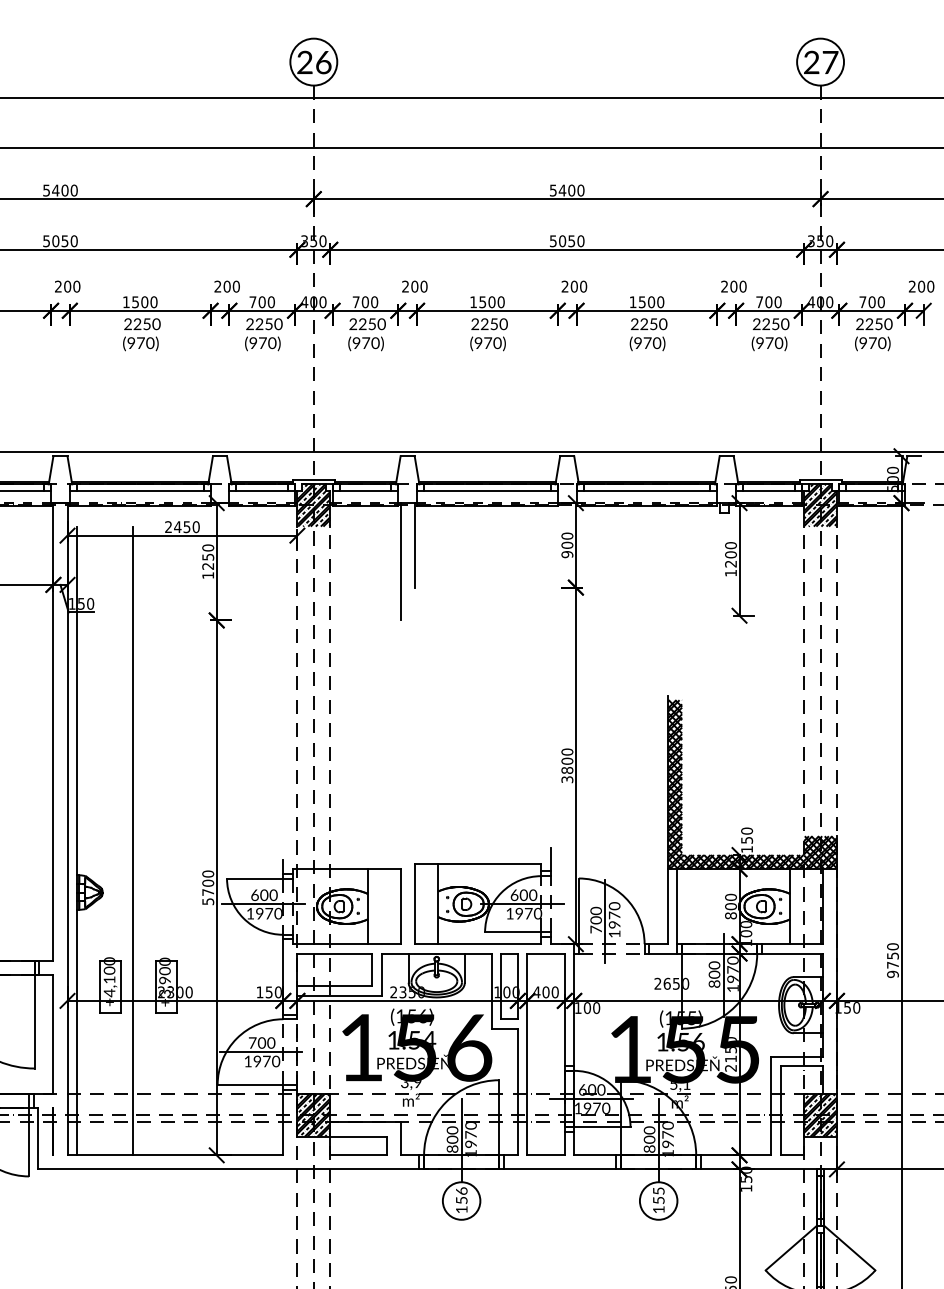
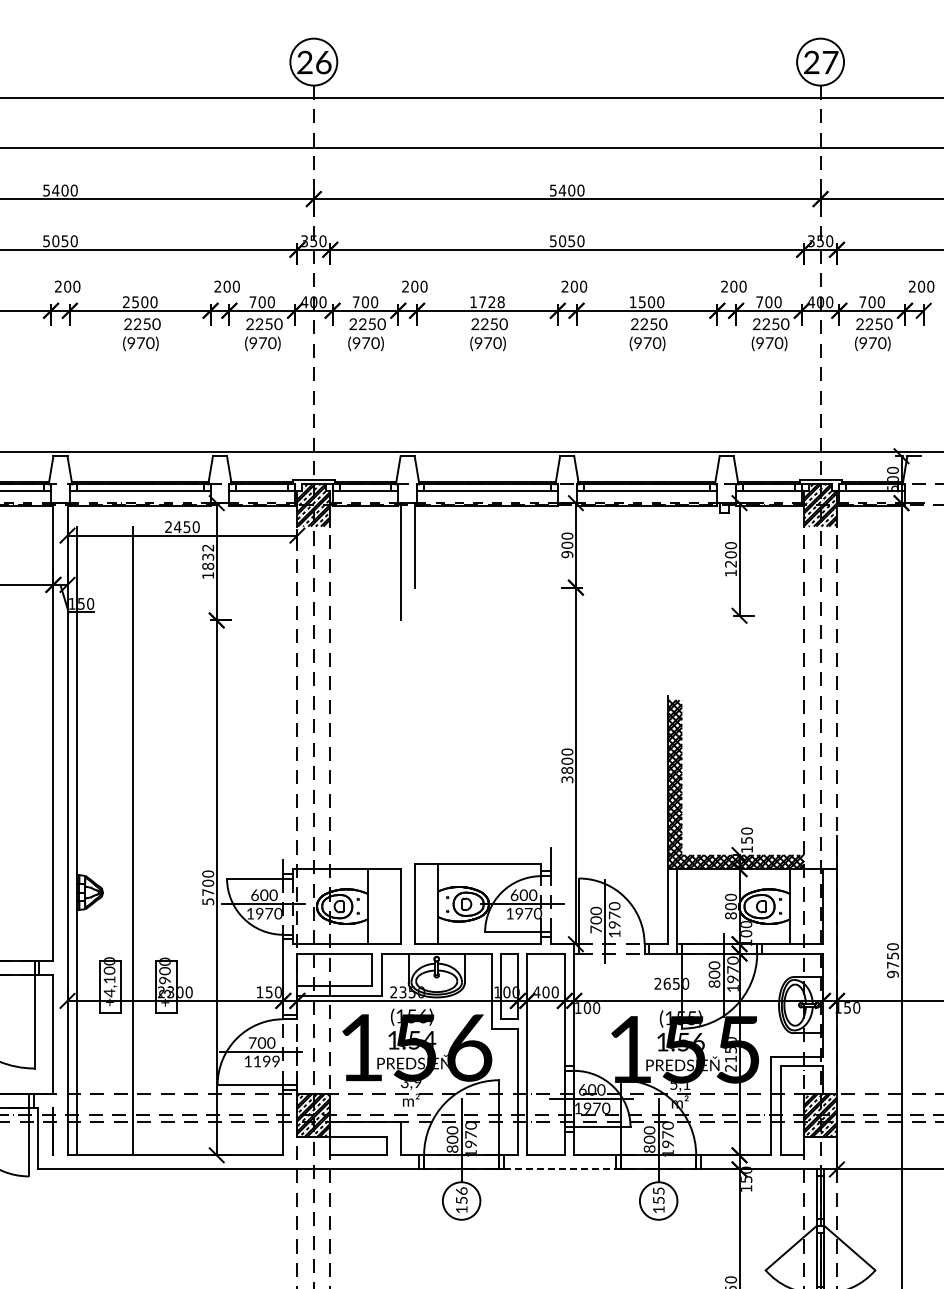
text: 1500 -> 2500 (125, 301)
text: 1500 -> 1728 (491, 302)
text: 1250 -> 1832 (208, 556)
hatch: present -> none (820, 852)
text: 1970 -> 1199 (266, 1061)
line: solid -> dashed (560, 1169)
